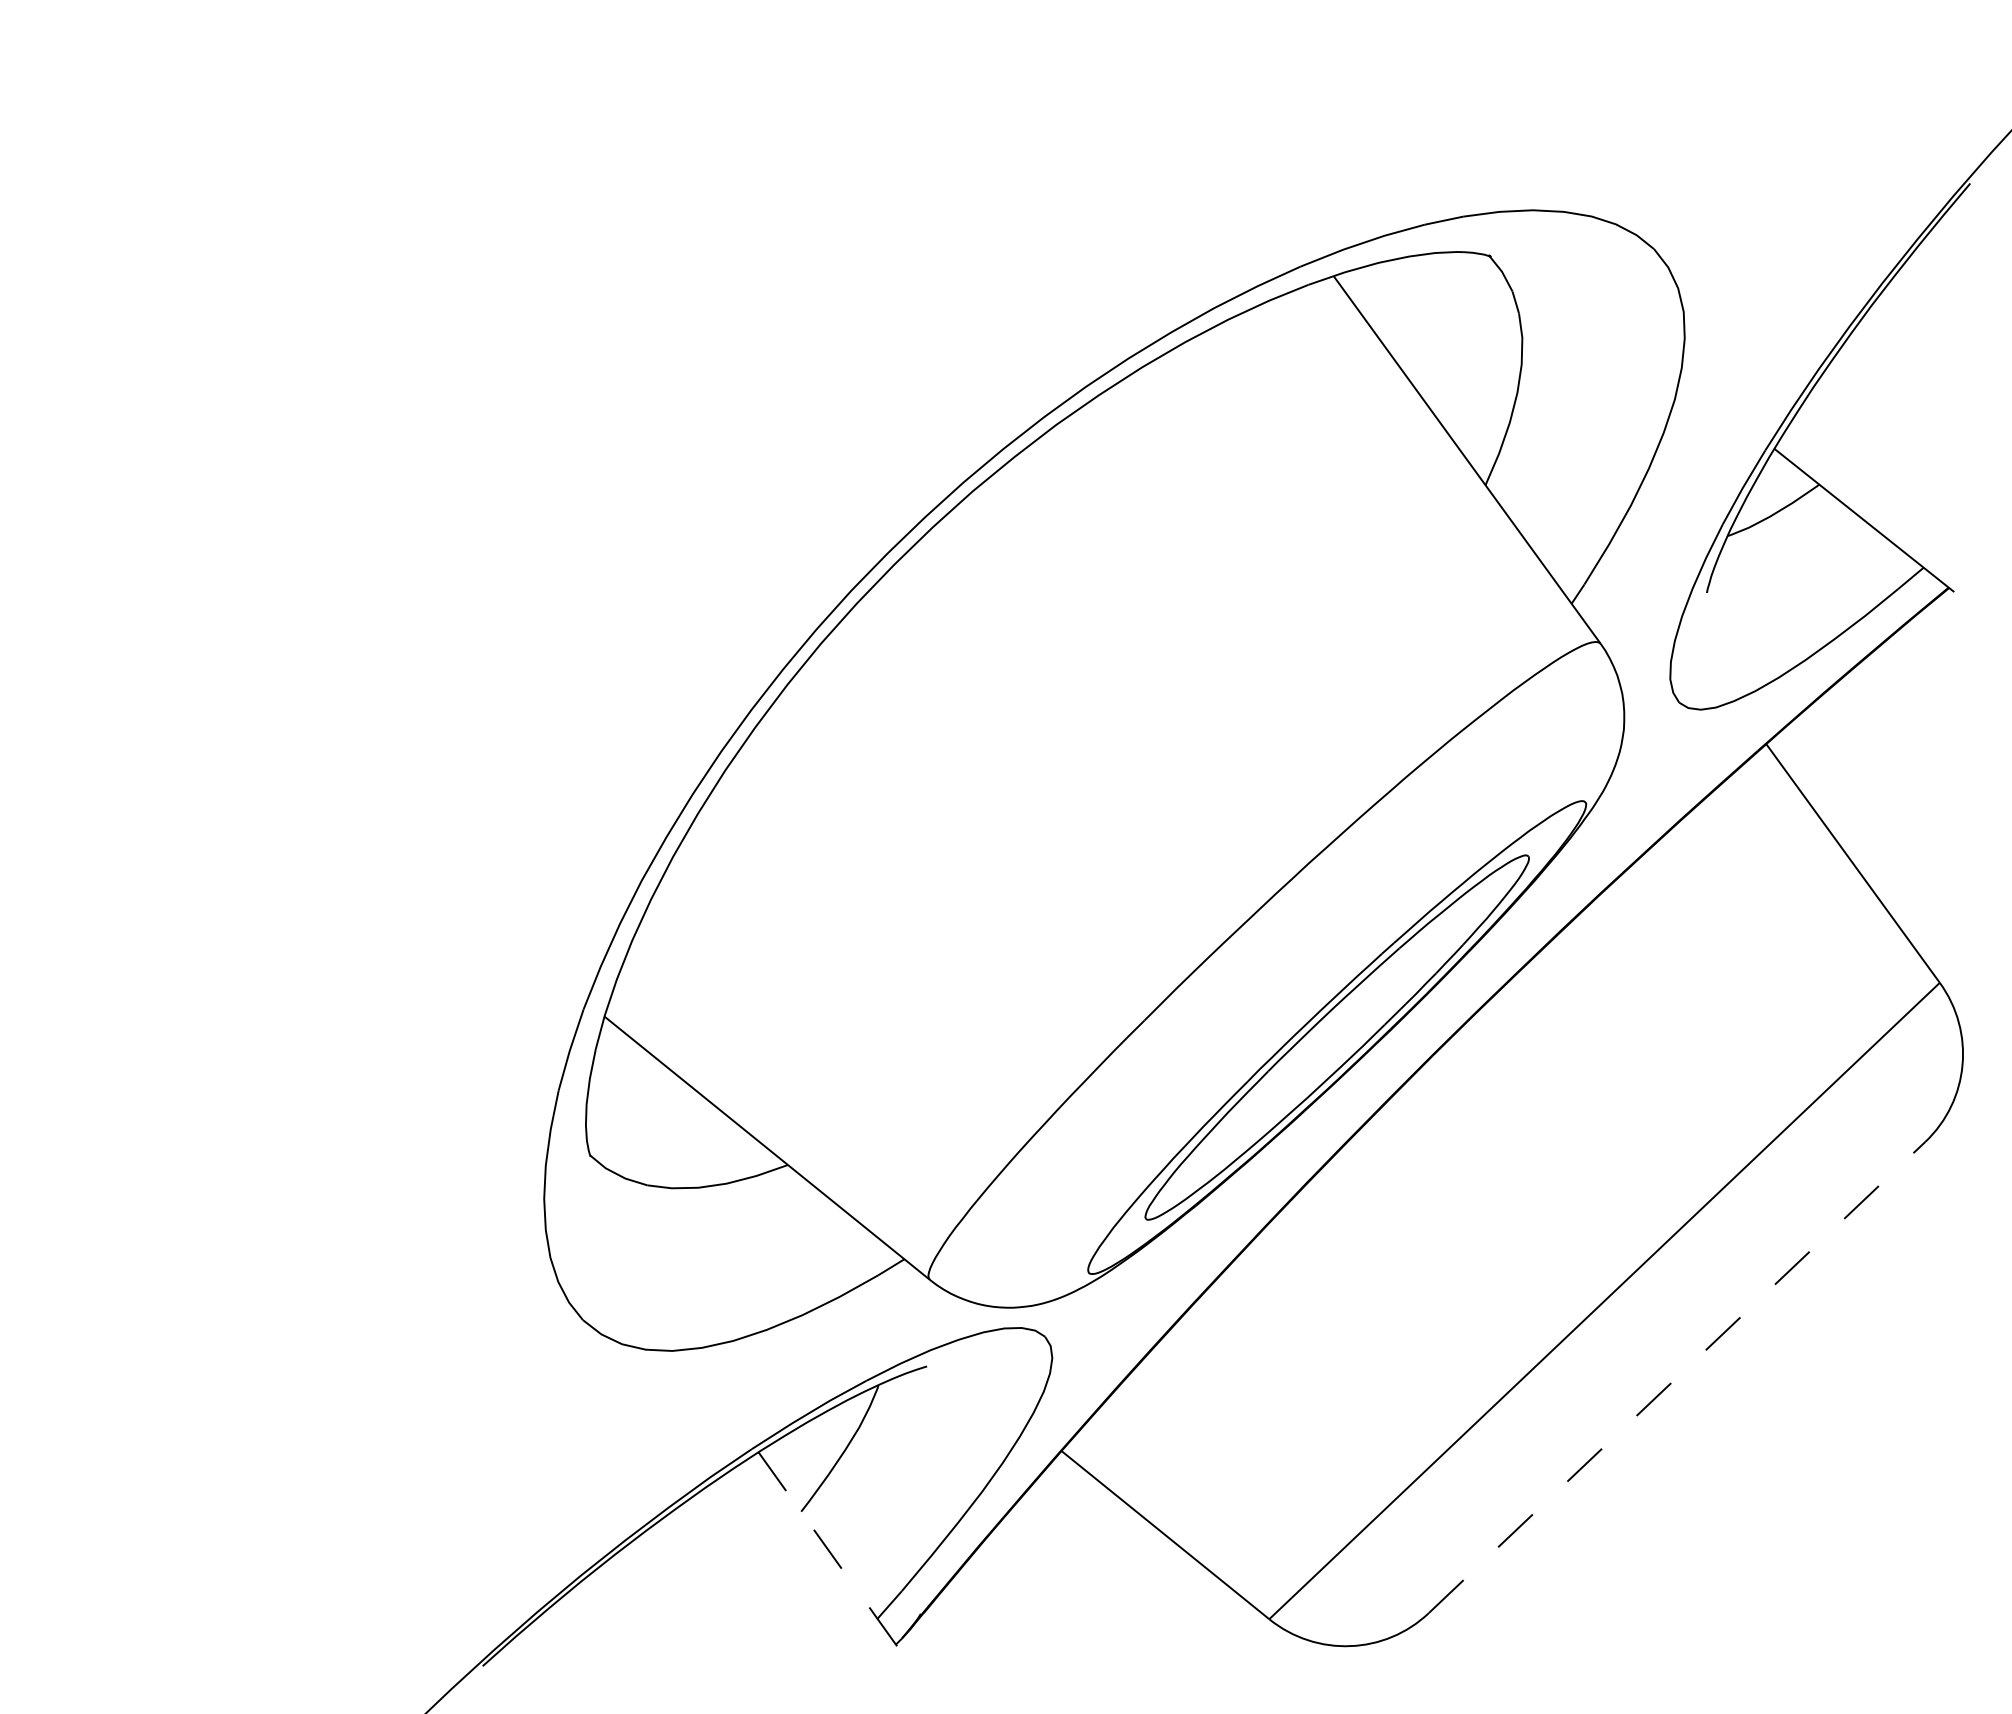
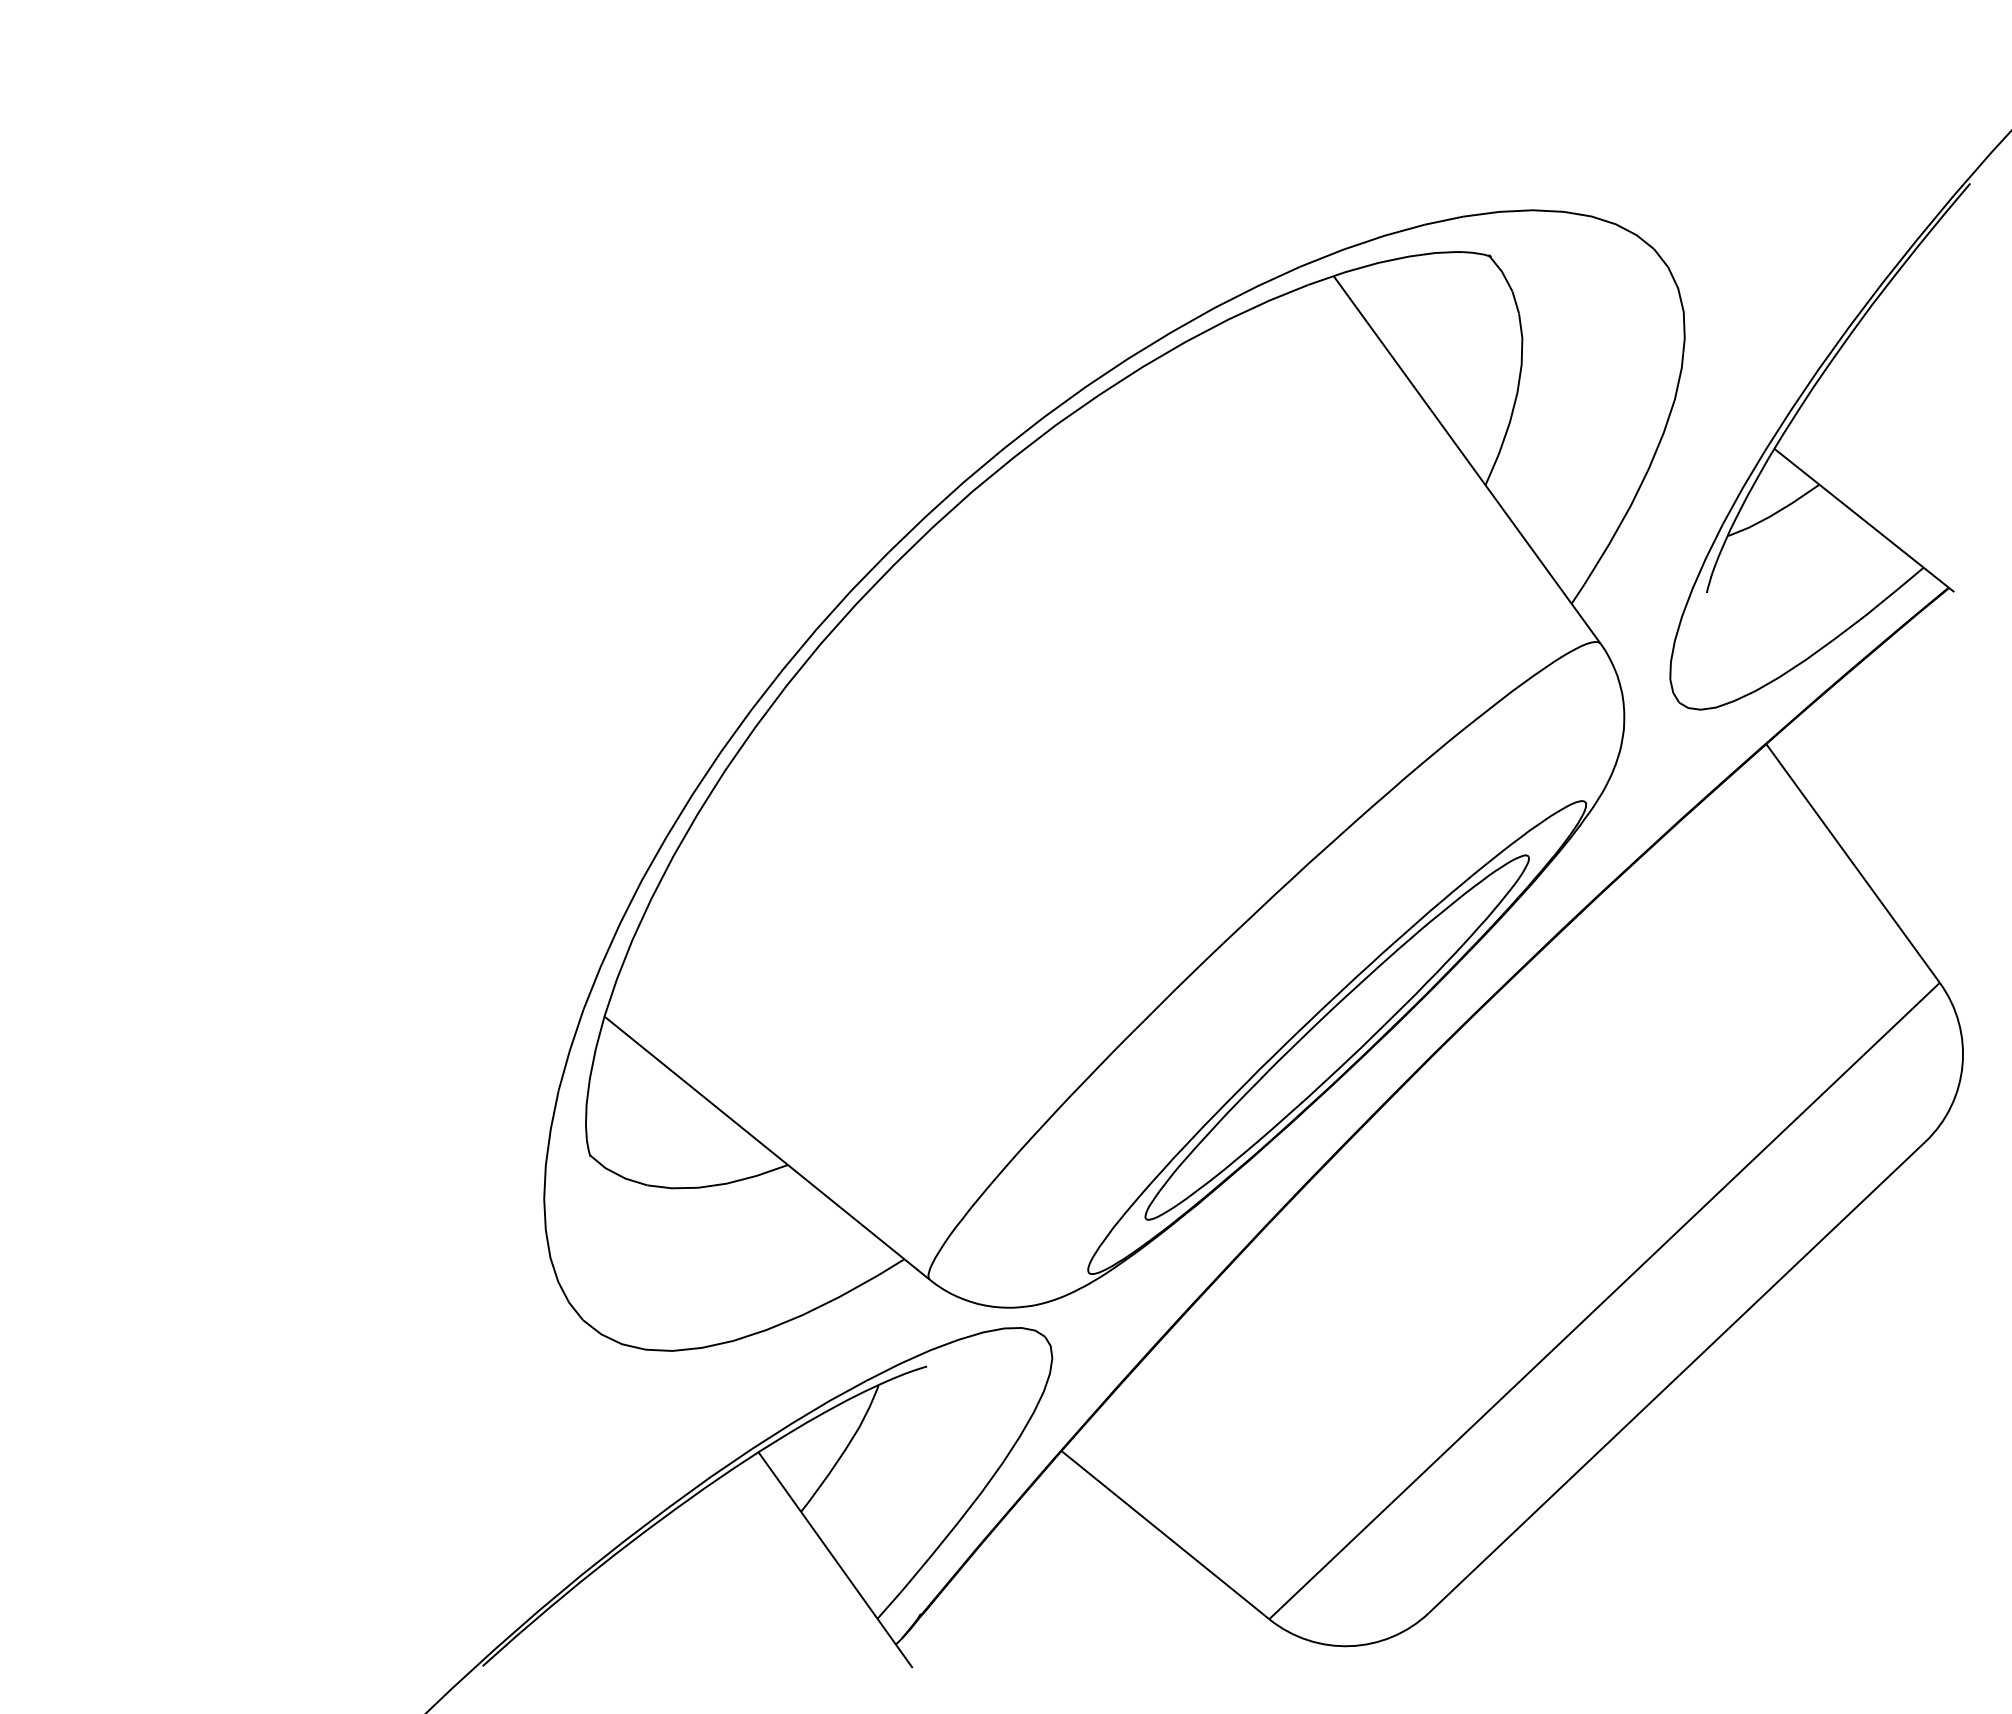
line: dashed -> solid (1677, 1377)
line: dashed -> solid (835, 1560)
